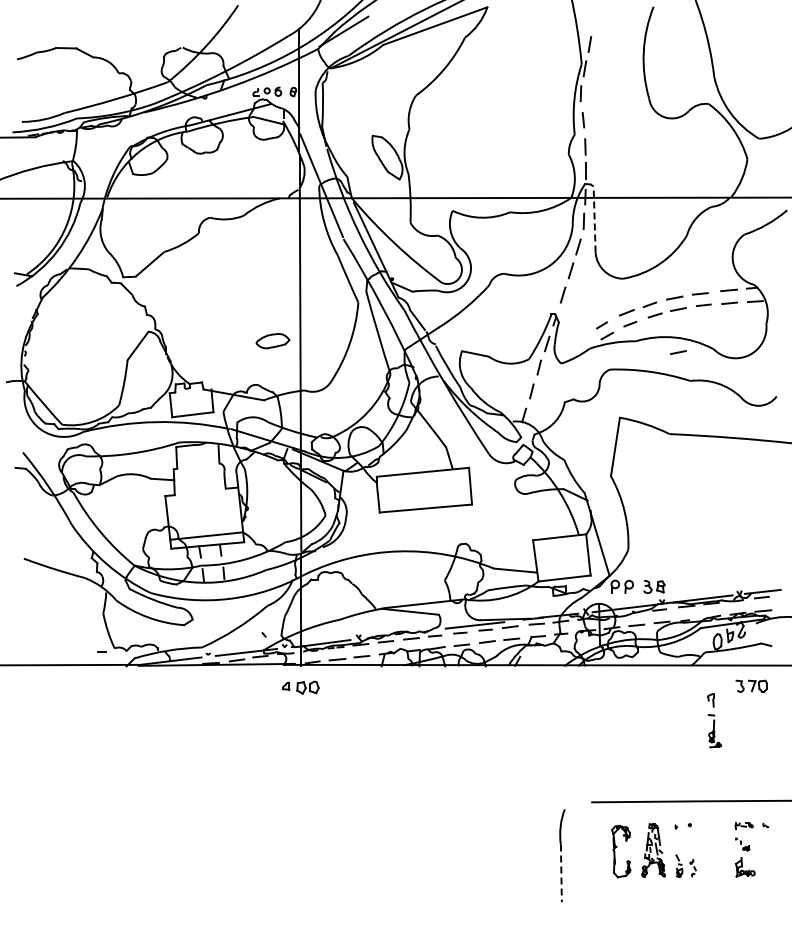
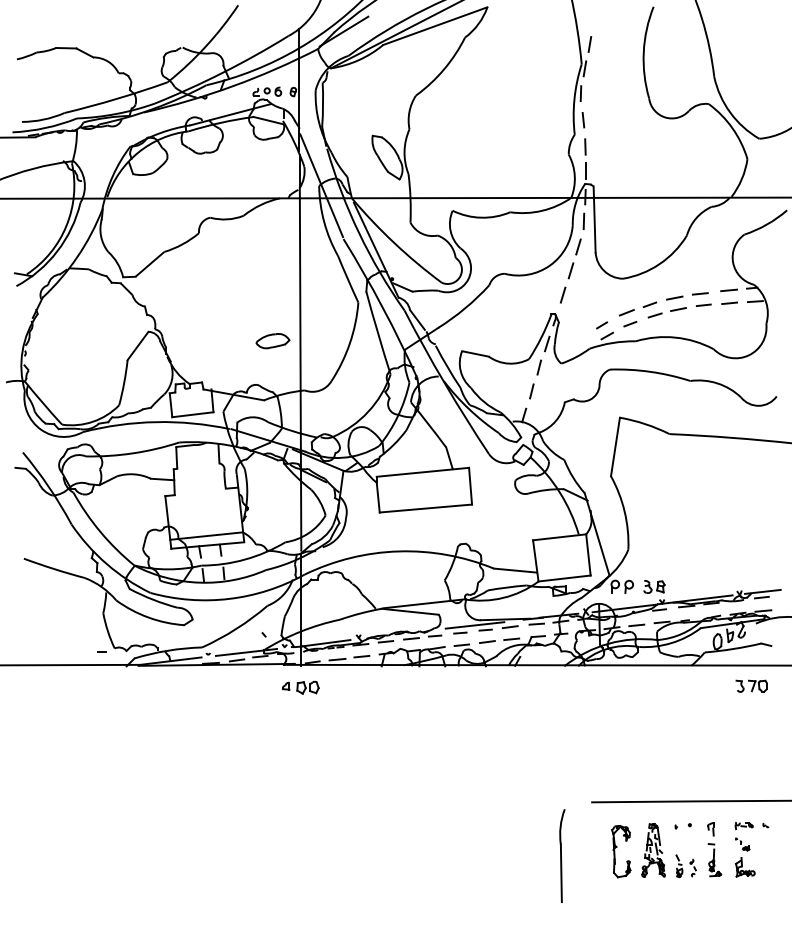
line: dashed -> solid (594, 218)
line: present -> none (678, 352)
part position: (714, 720) -> (714, 849) (714, 849)
line: dashed -> solid (561, 873)
